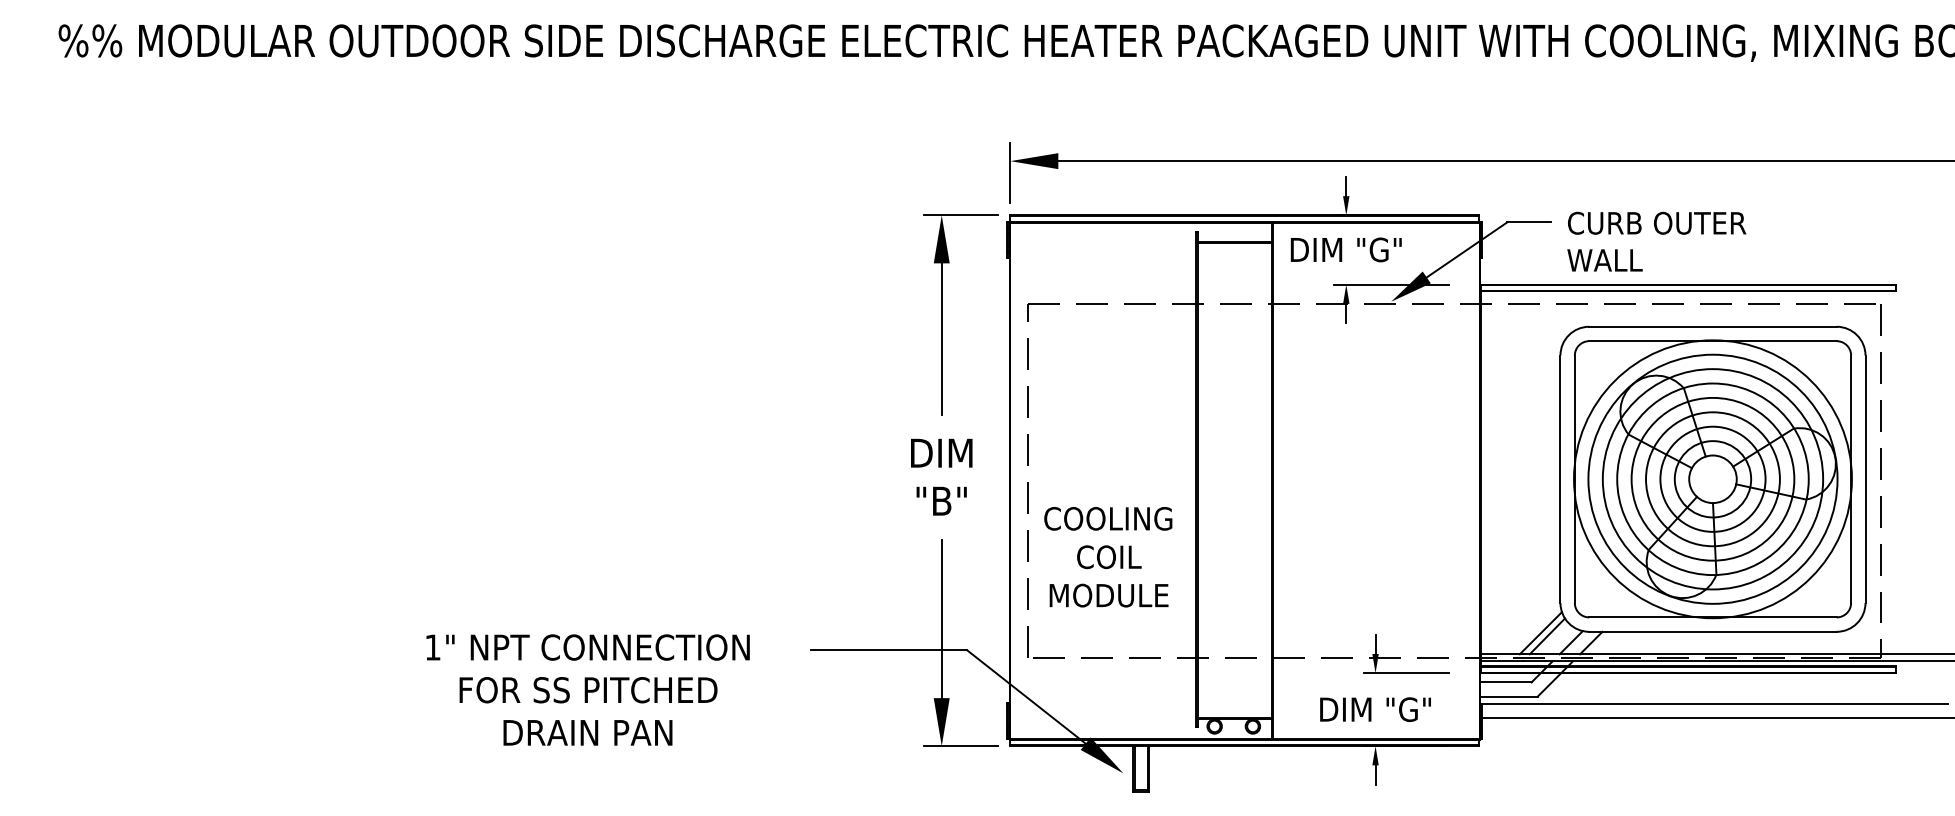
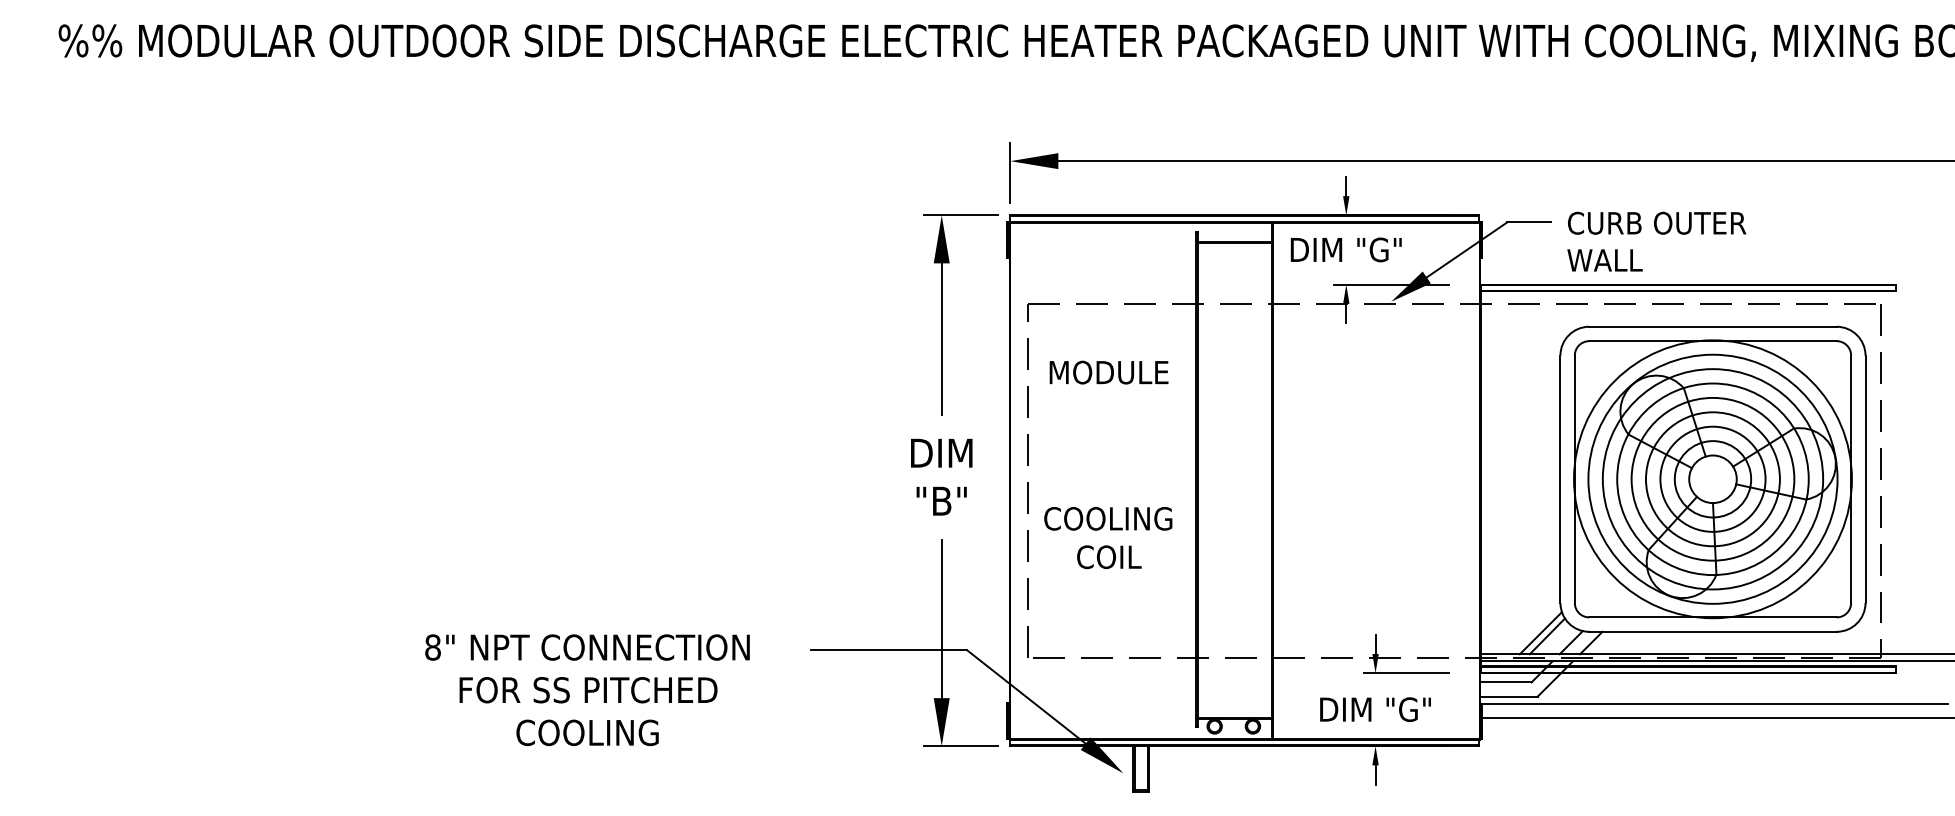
text position: (1108, 595) -> (1108, 372) (1108, 372)
text: 1" -> 8" (432, 647)
text: DRAIN PAN -> COOLING (587, 732)
